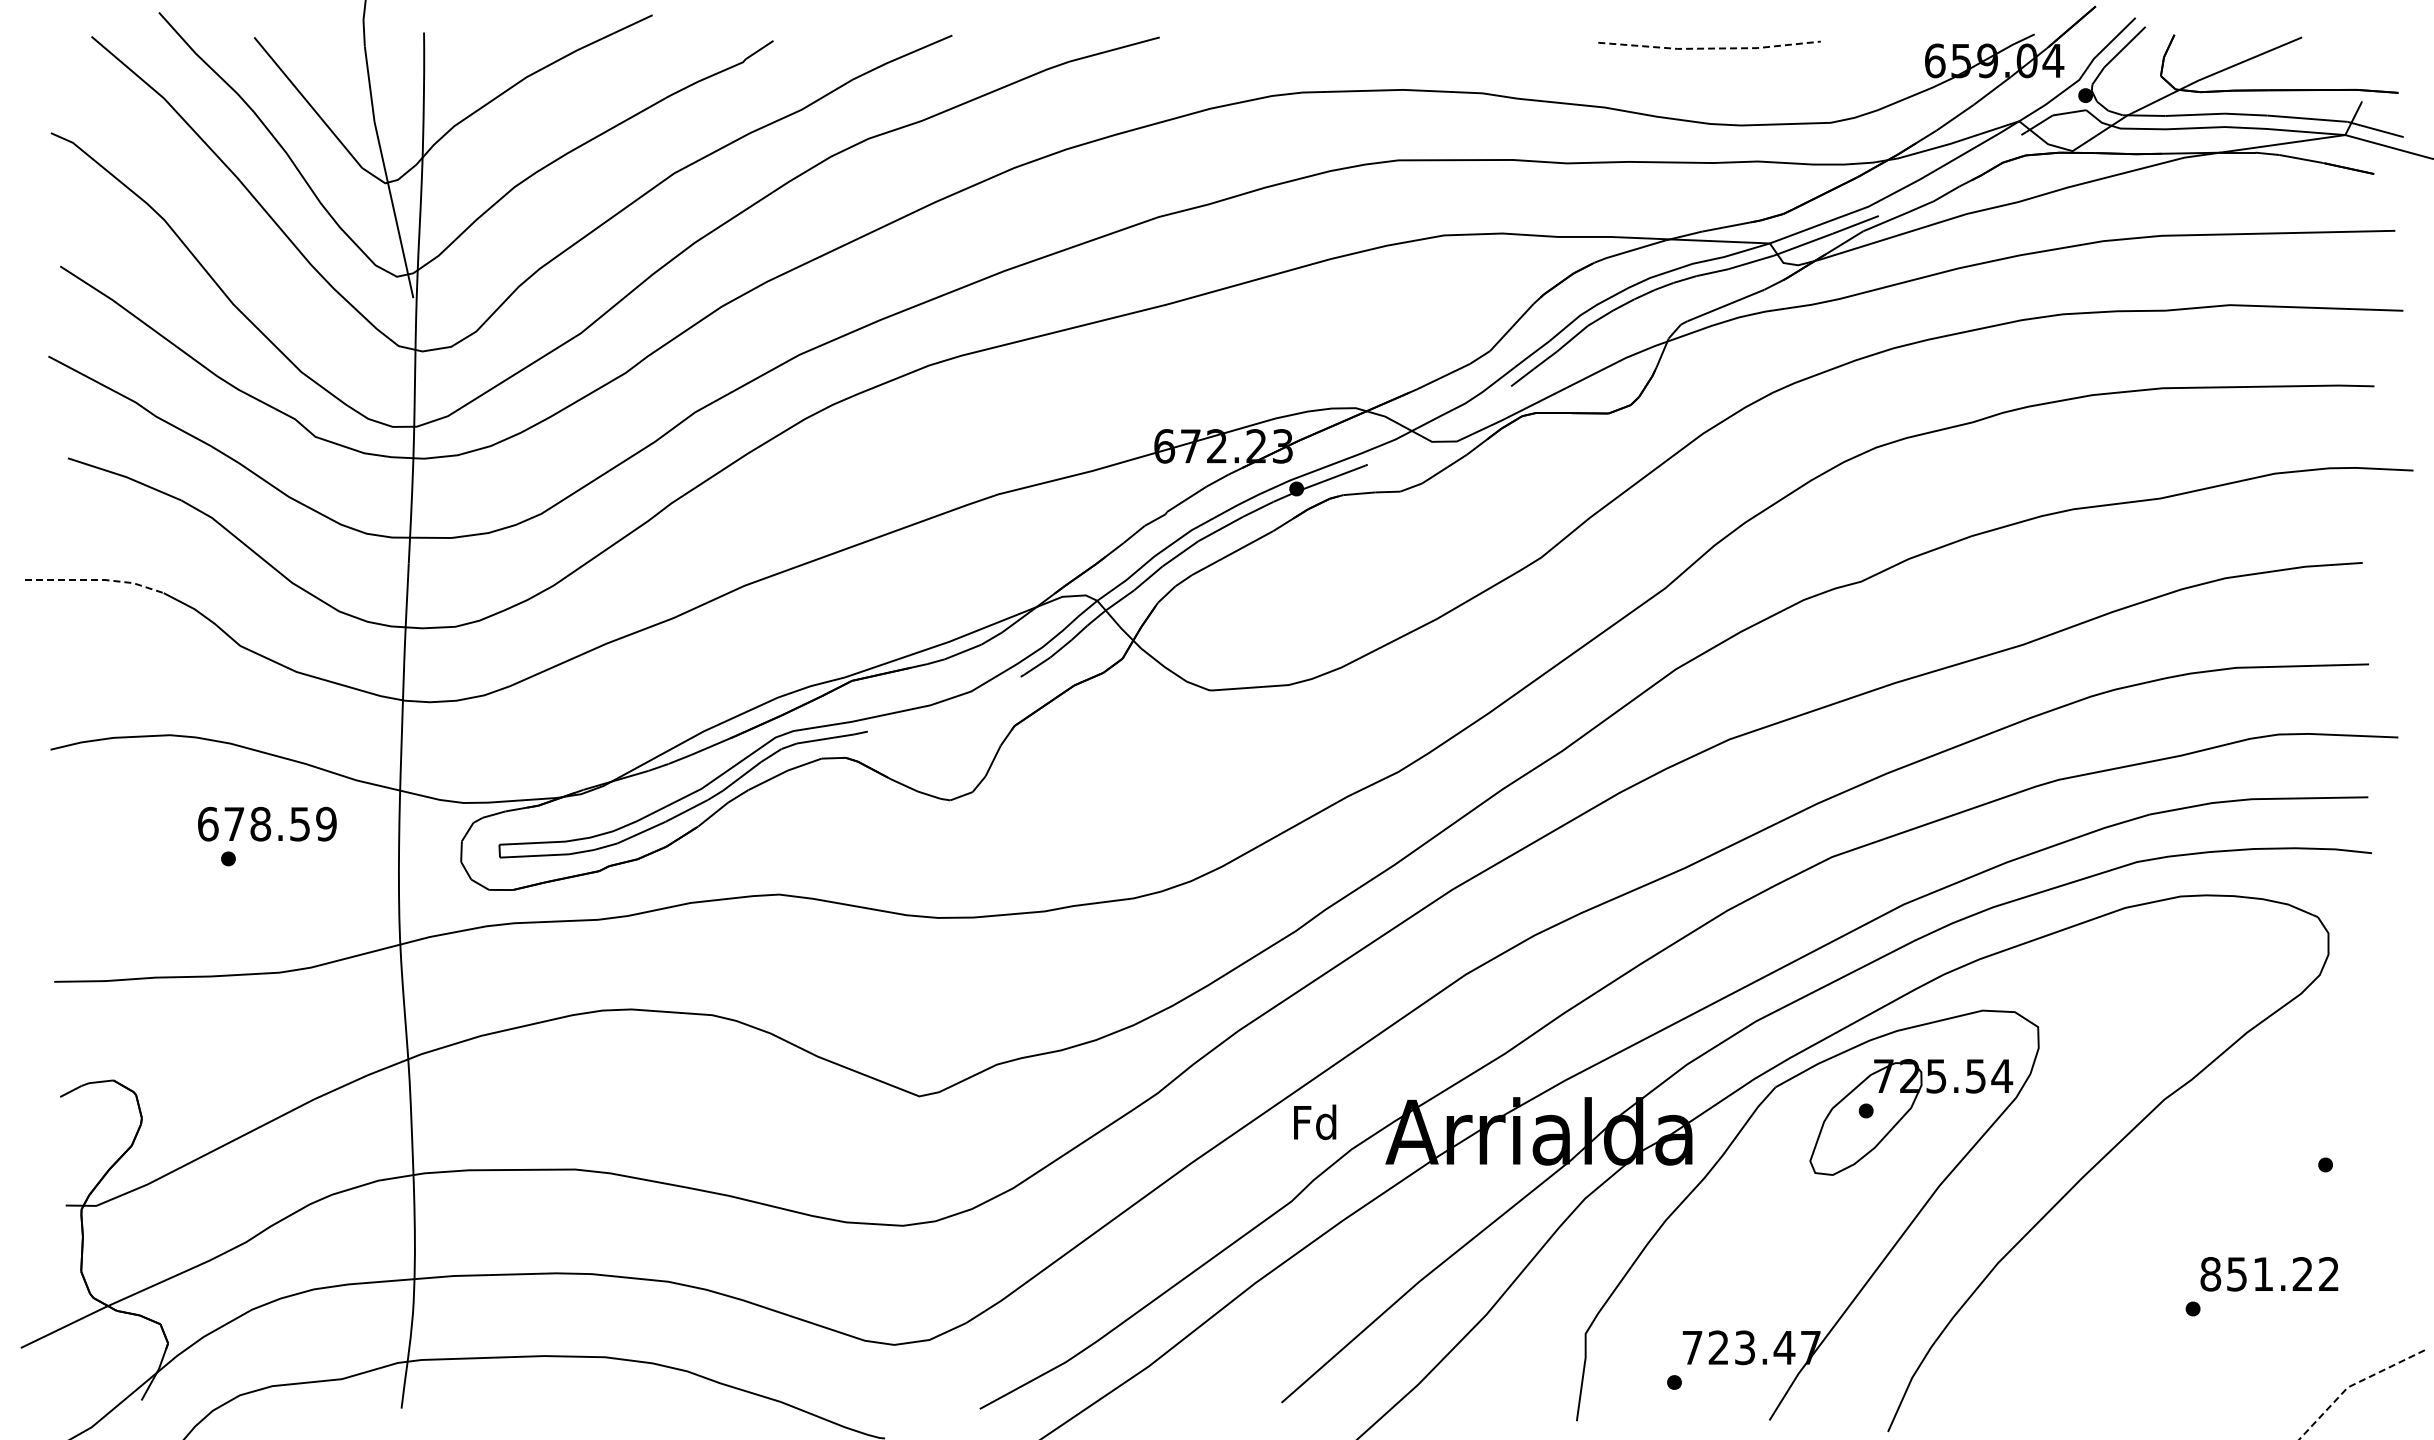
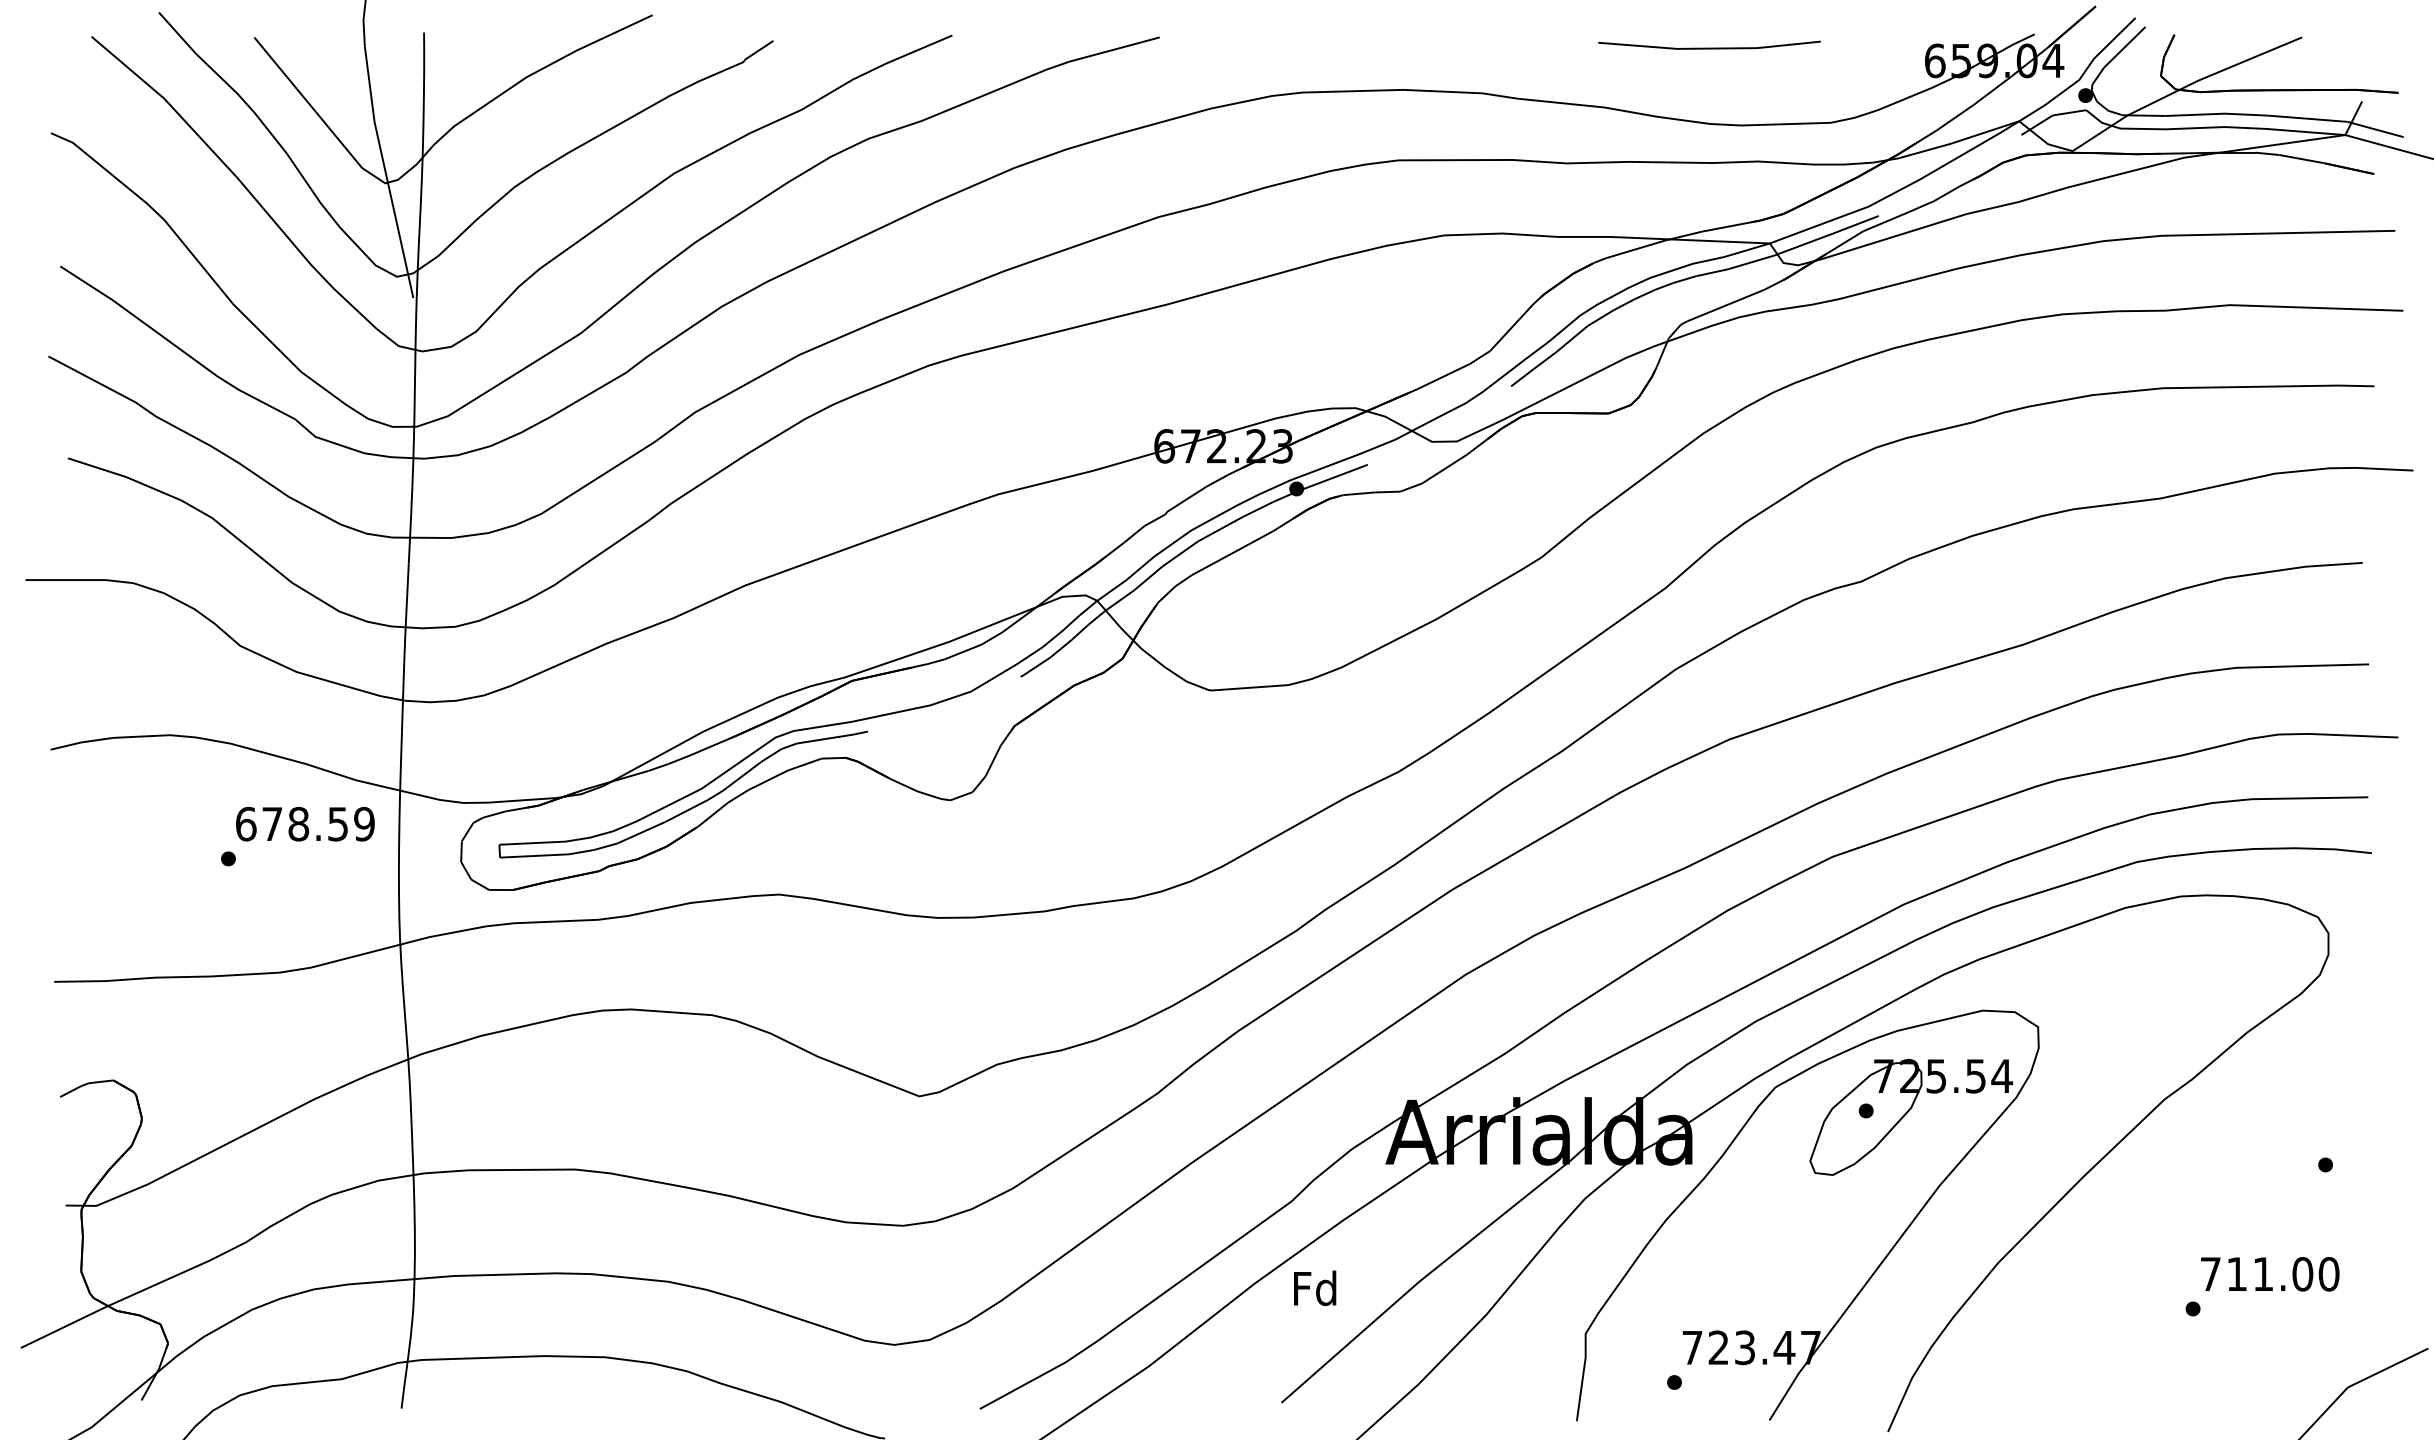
line: dashed -> solid (1710, 48)
line: dashed -> solid (96, 580)
text position: (267, 823) -> (305, 823) (305, 823)
text position: (1315, 1122) -> (1315, 1288) (1315, 1288)
text: 851.22 -> 711.00 (2269, 1274)
line: dashed -> solid (2355, 1383)
